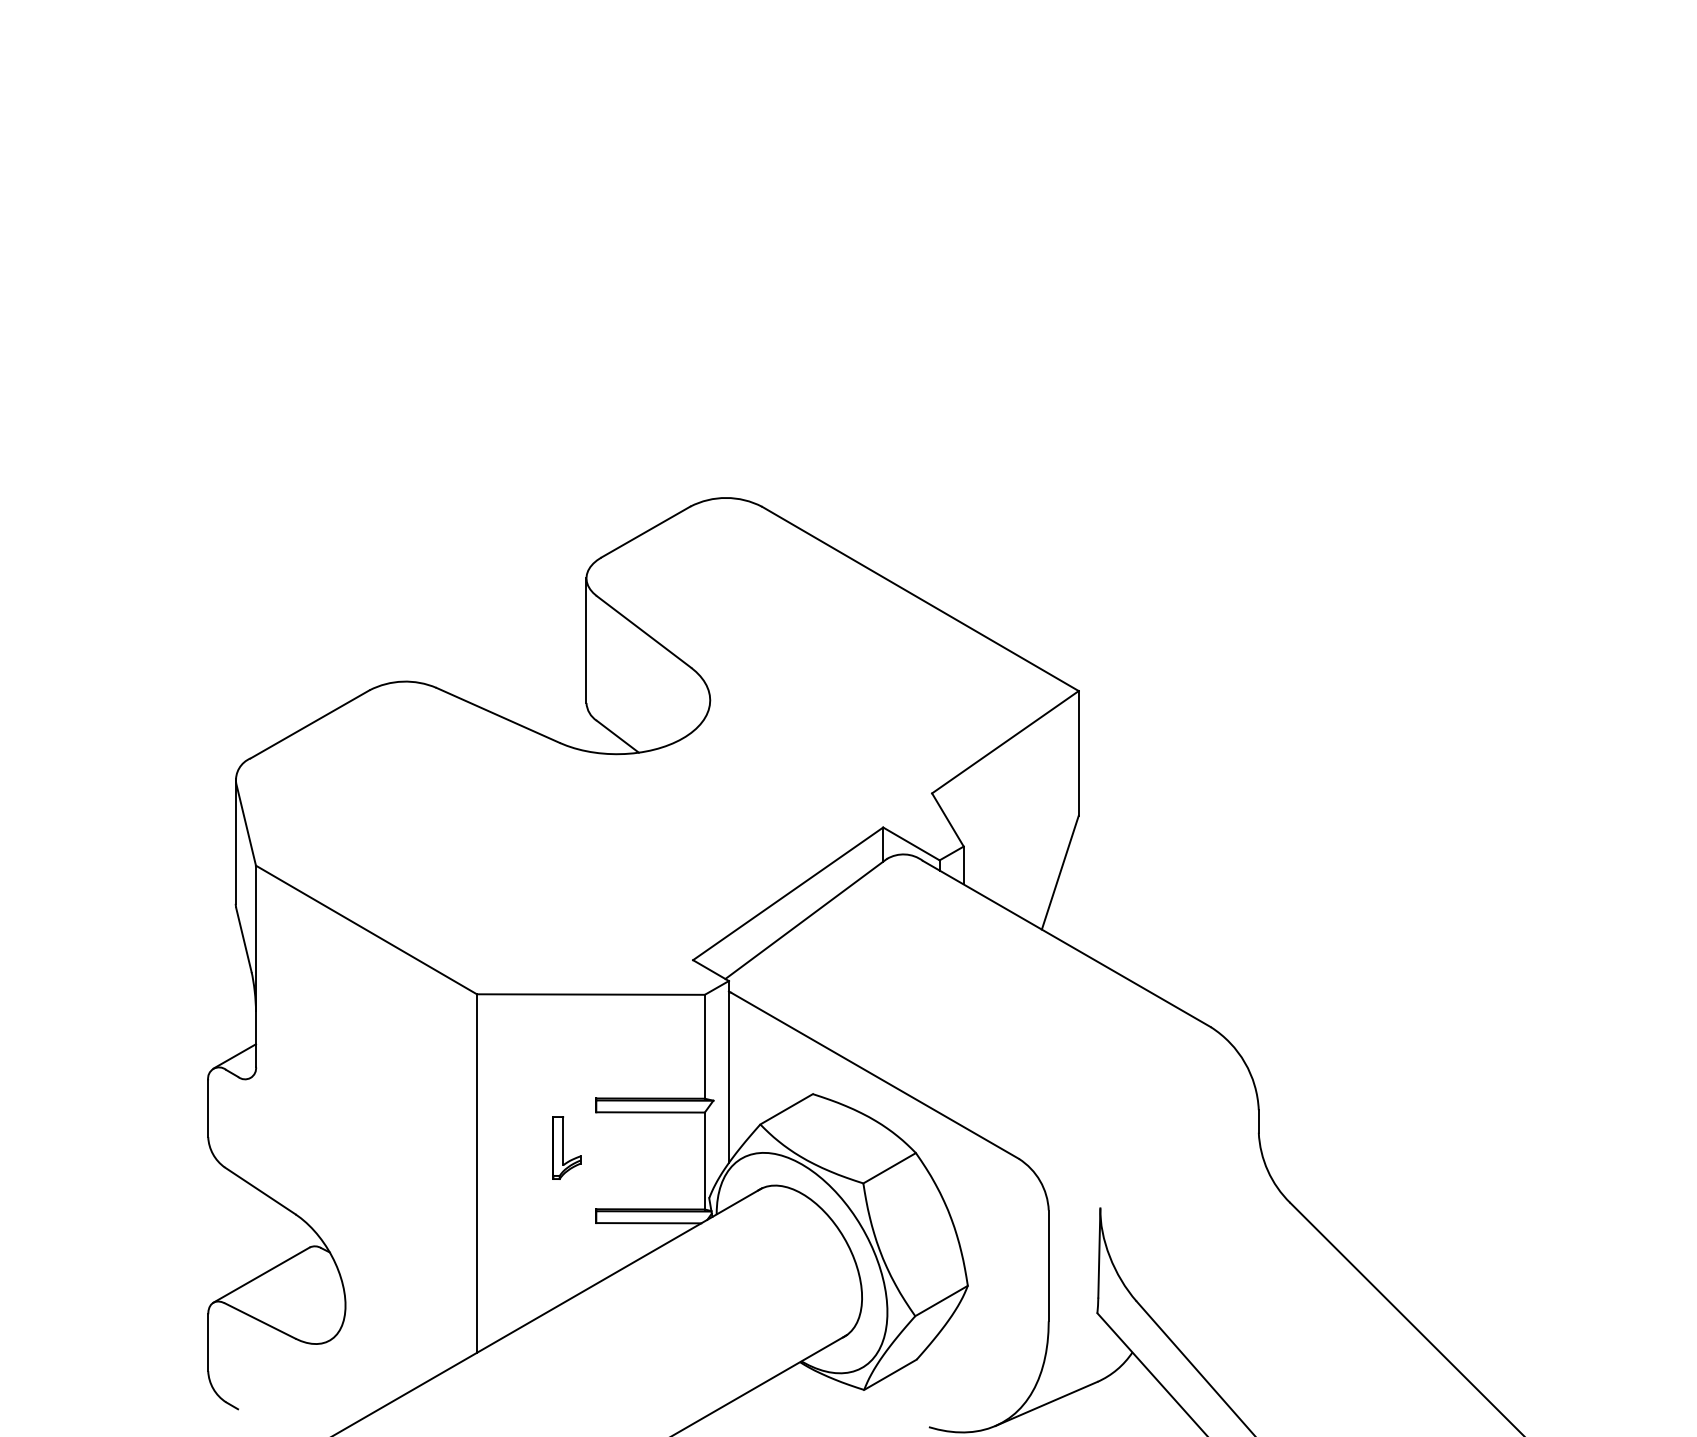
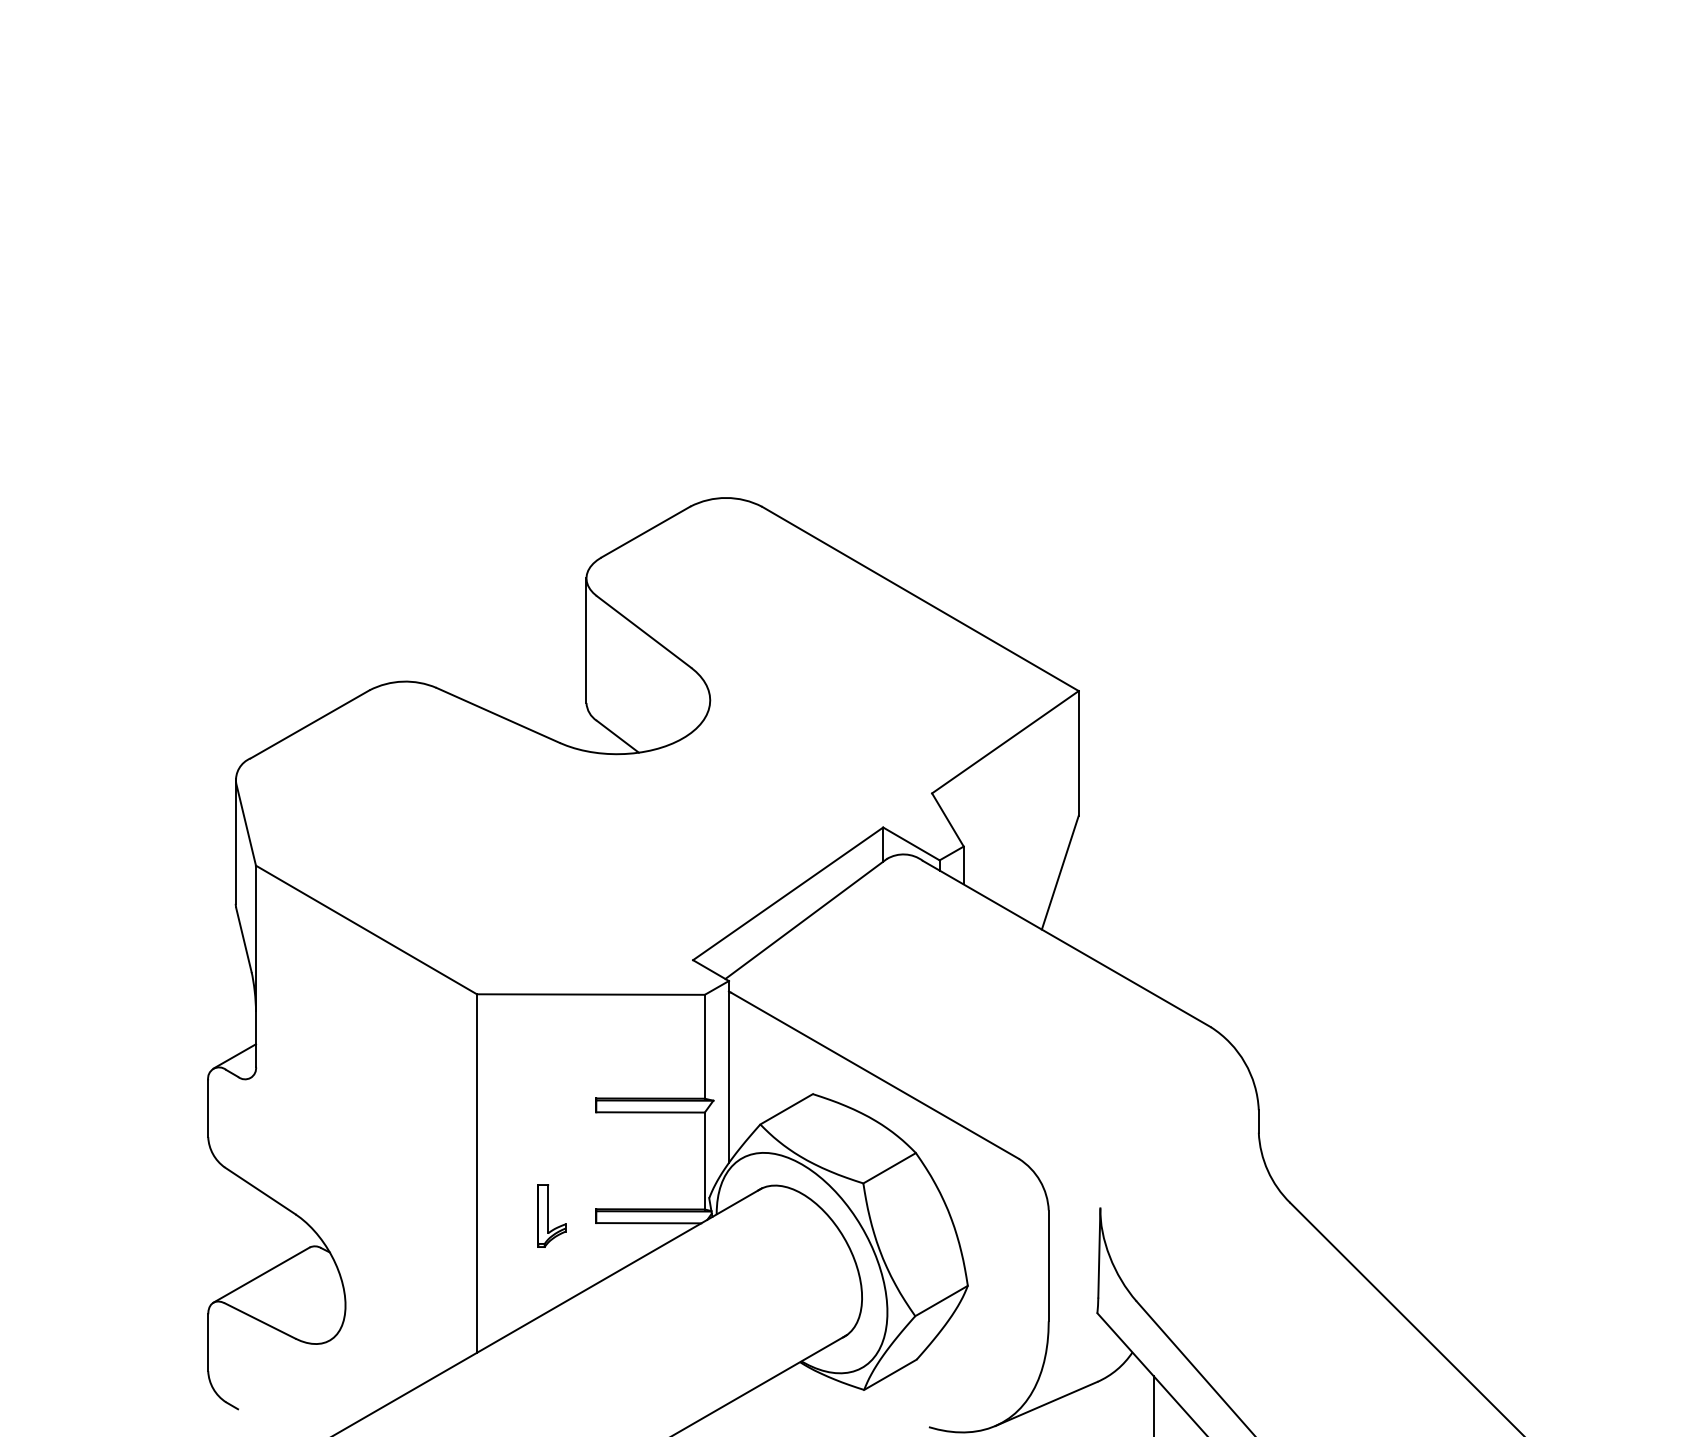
part position: (566, 1147) -> (551, 1215) (551, 1215)
line: none -> present (1153, 1404)
